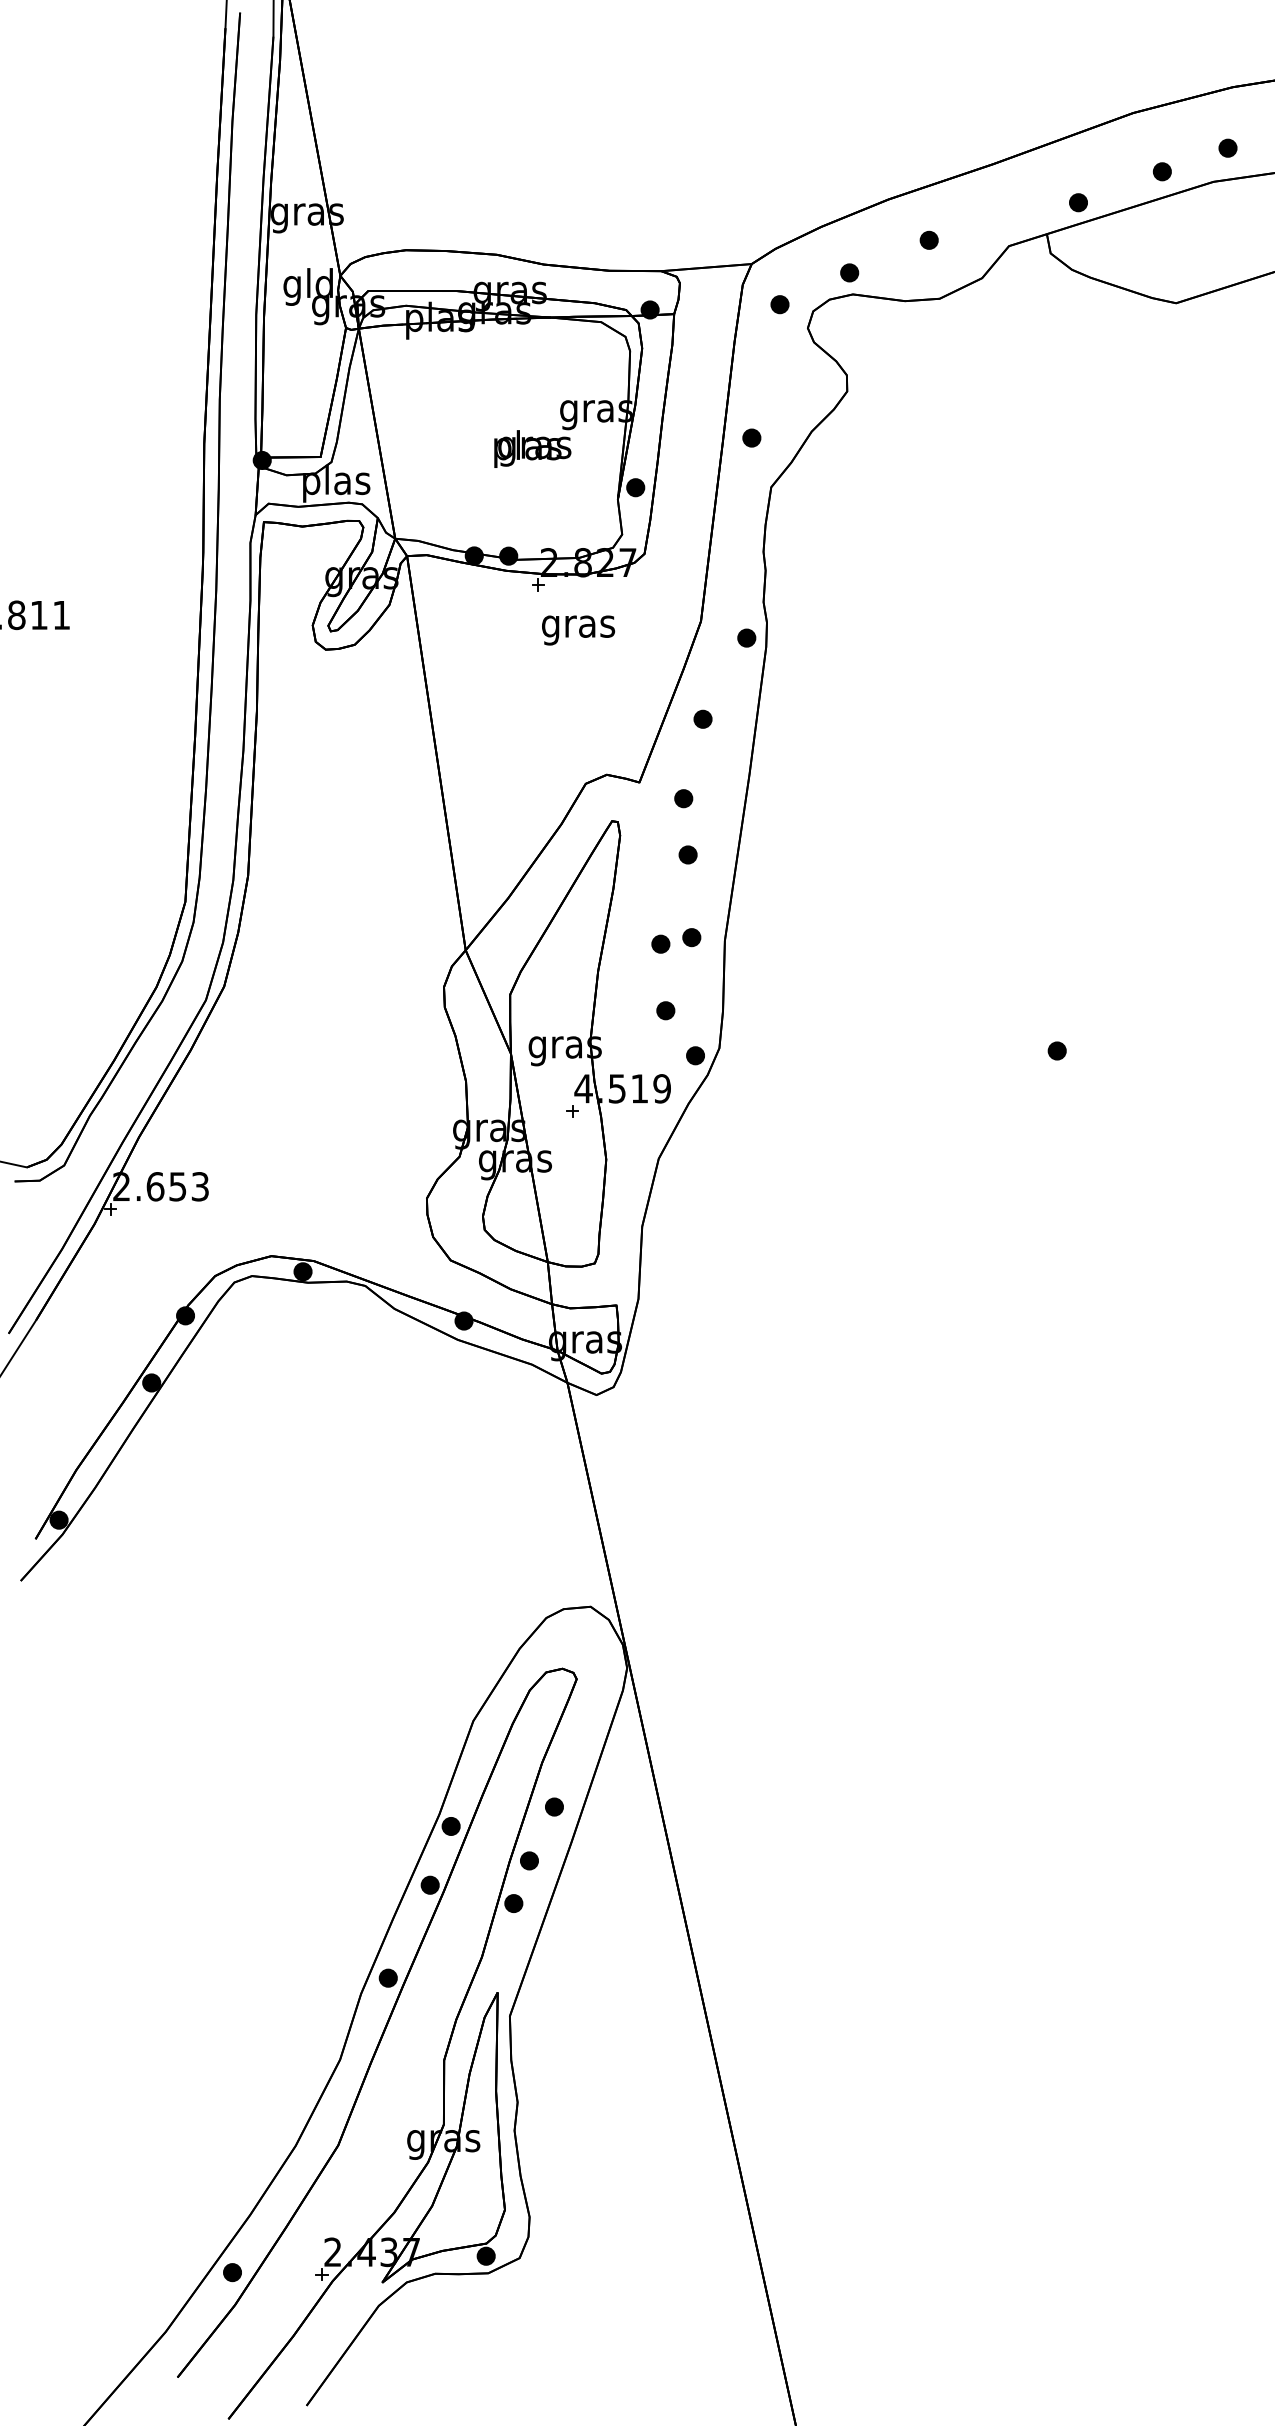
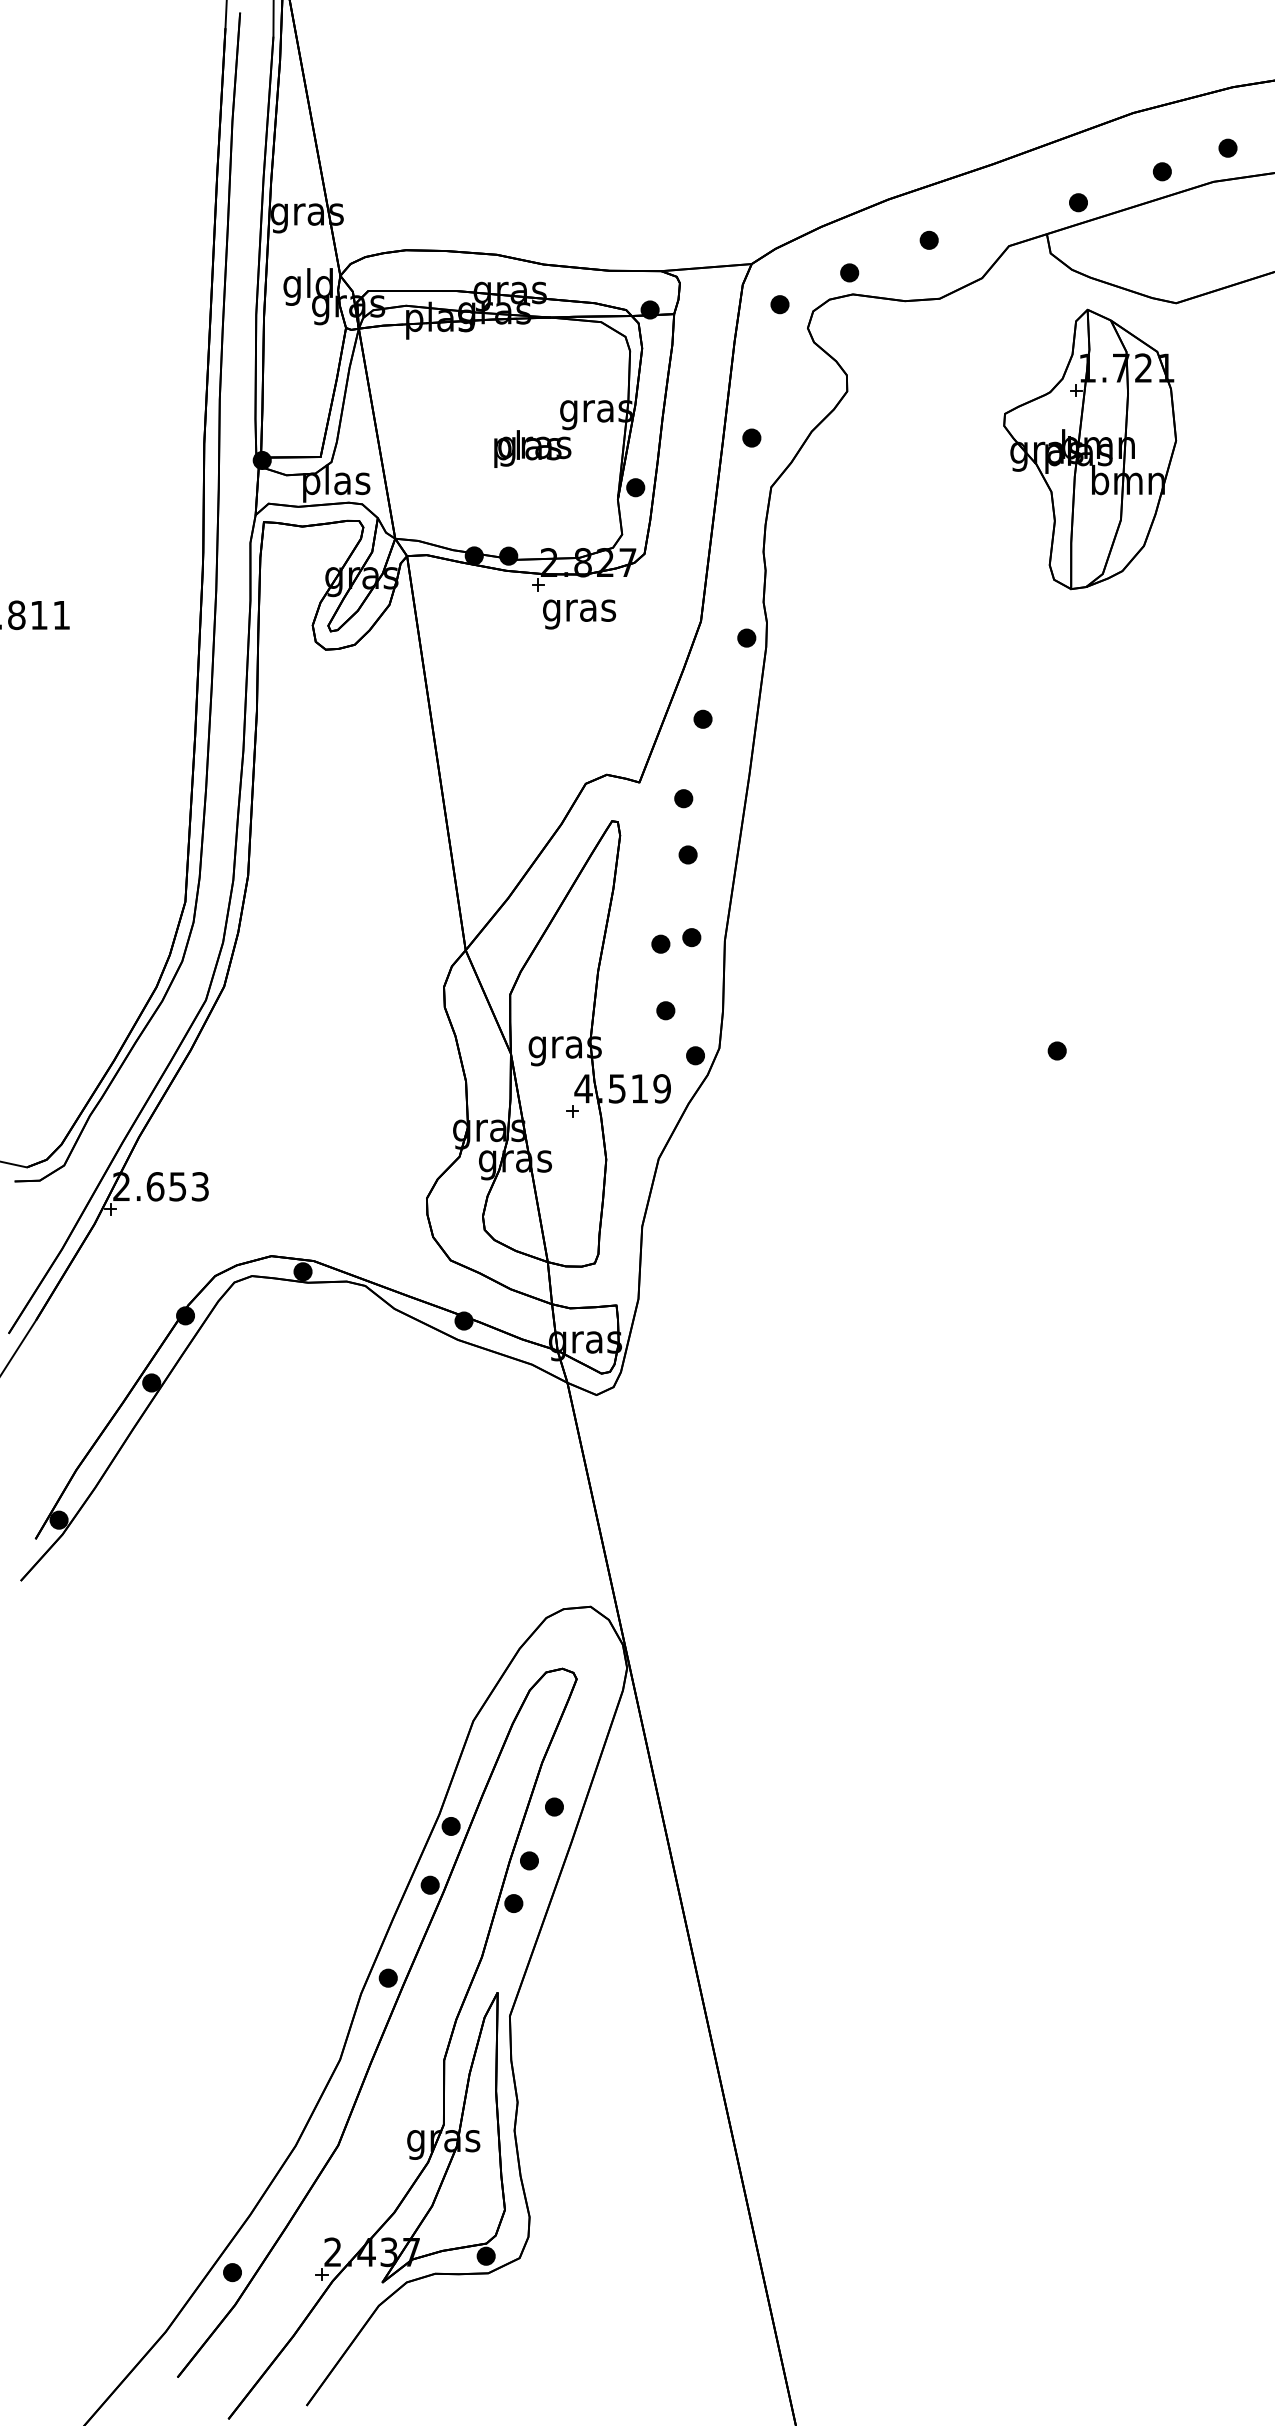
part: none -> present (1090, 449)
text position: (578, 630) -> (579, 614) (579, 614)
